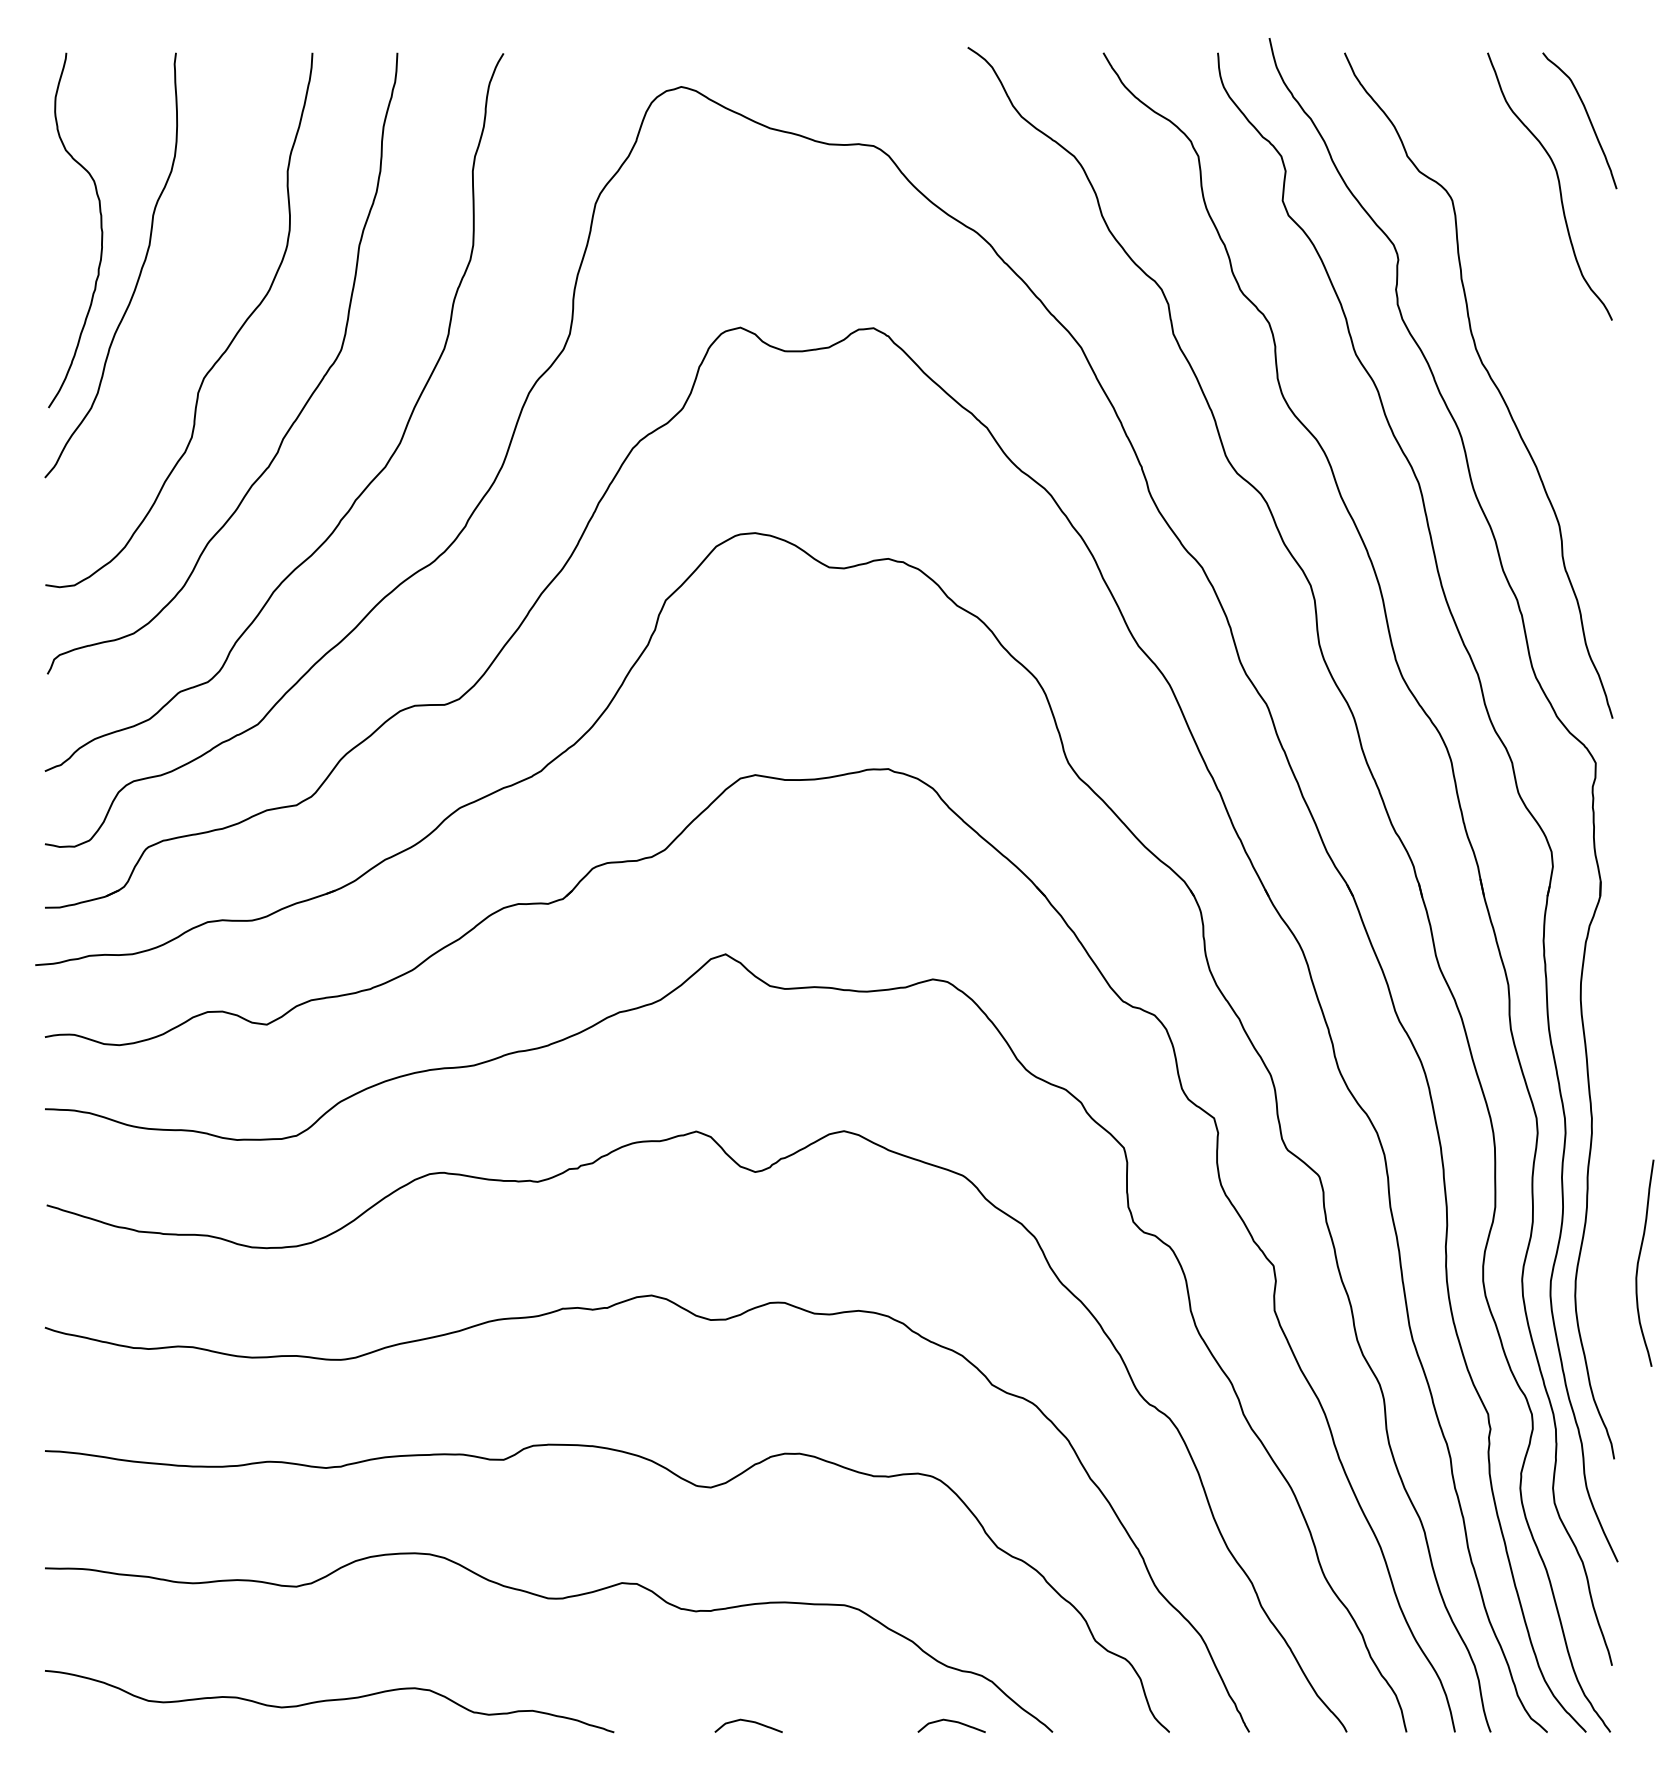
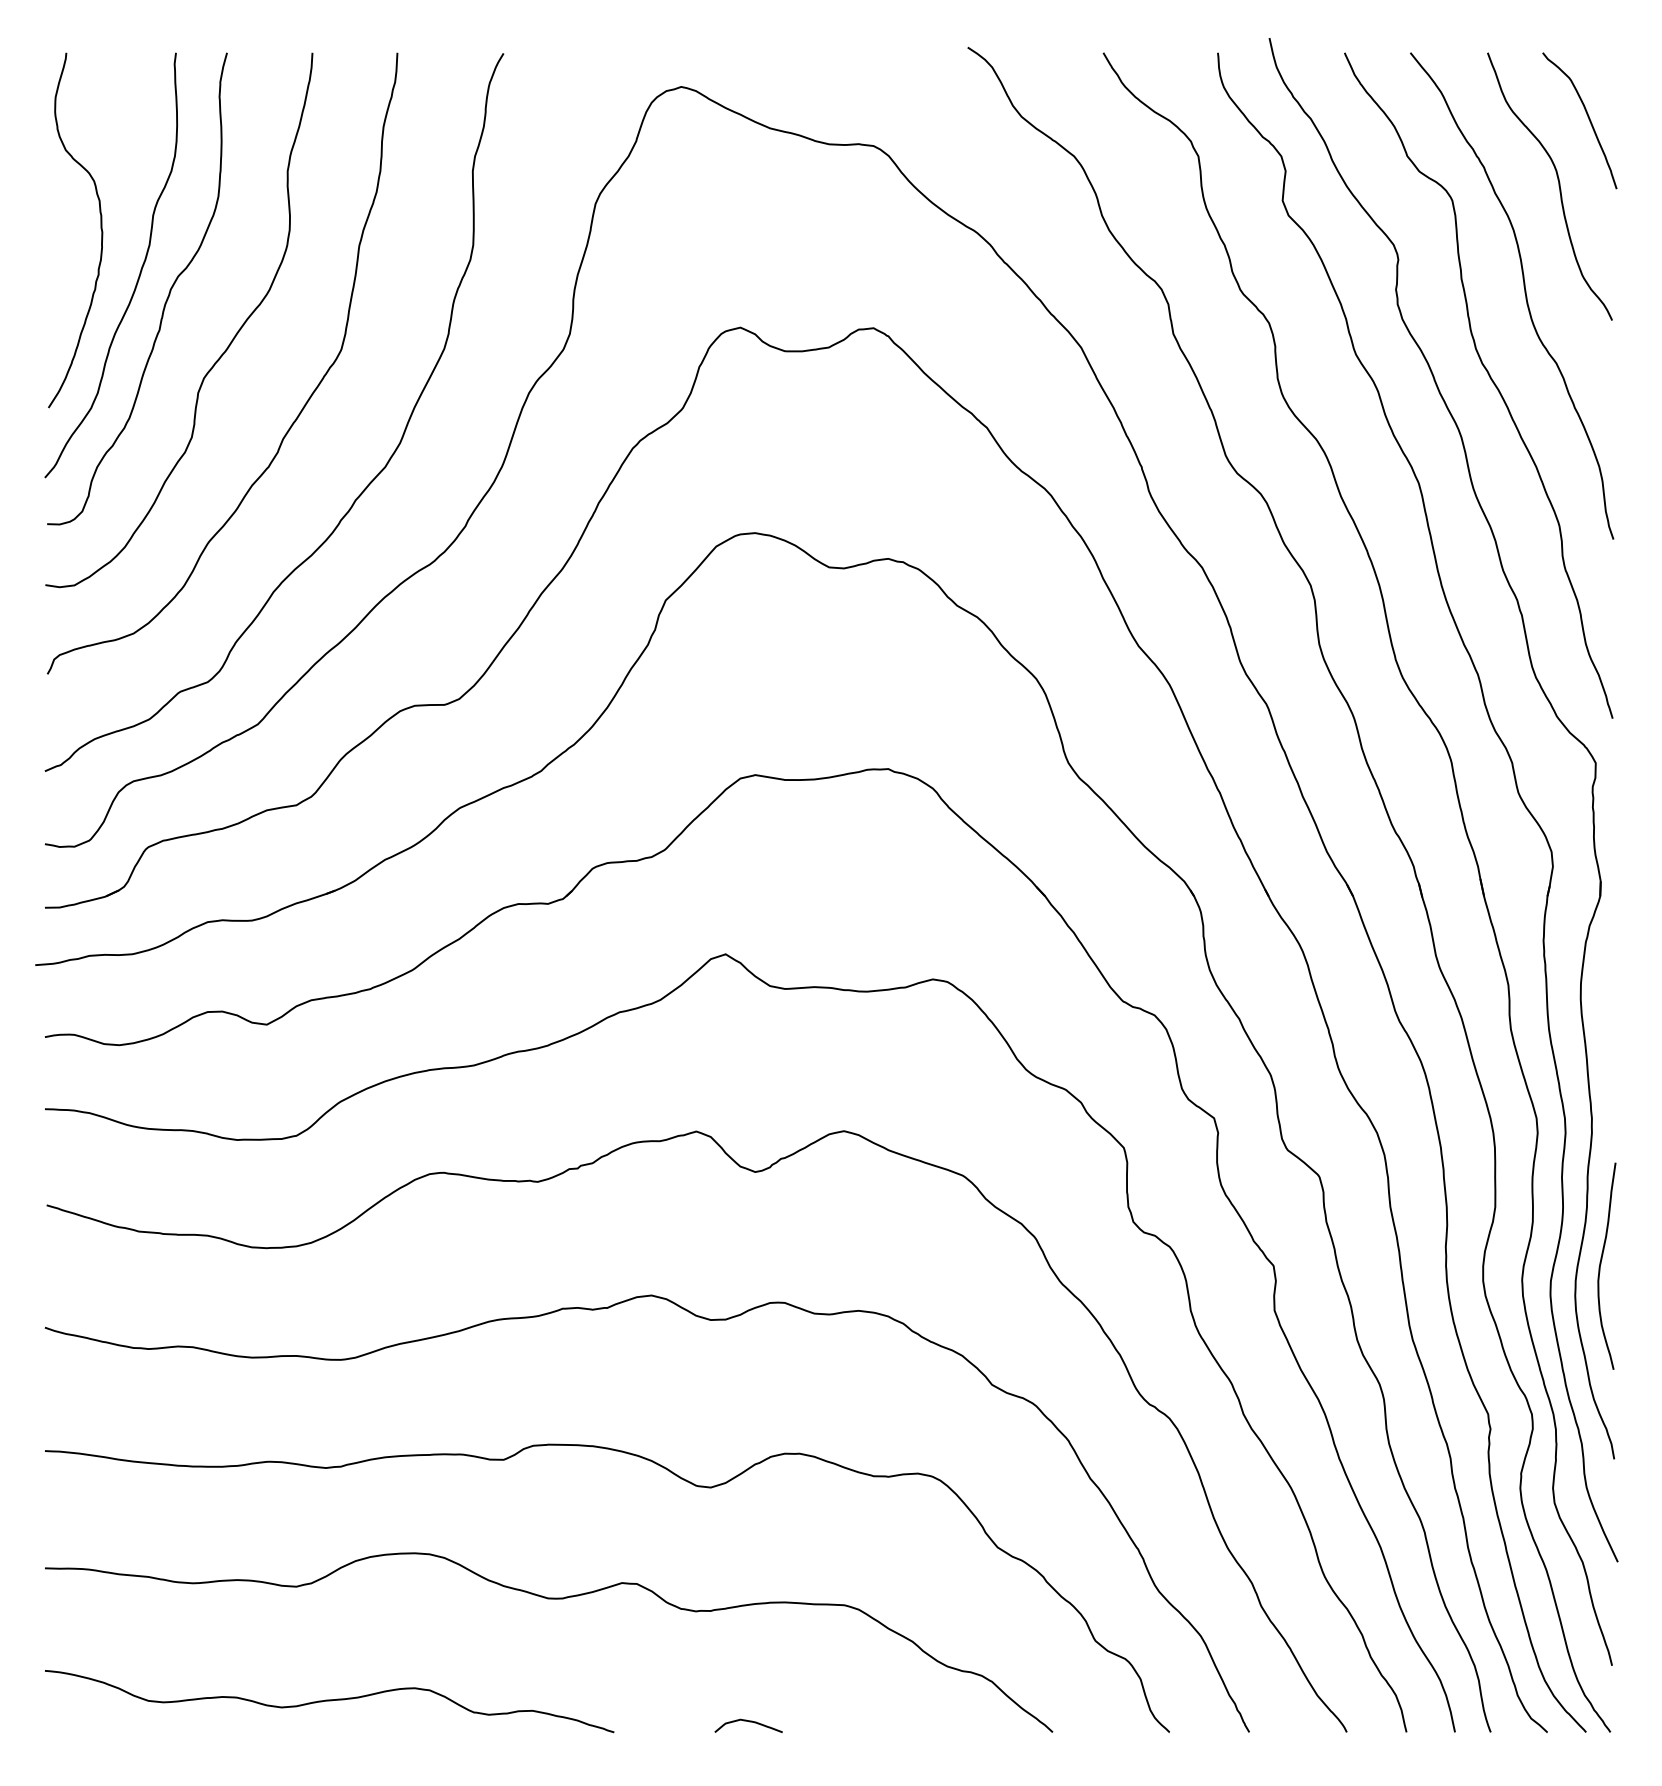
curve: none -> present (1524, 293)
curve: none -> present (166, 298)
curve position: (1639, 1261) -> (1601, 1264) (1601, 1264)
curve: present -> none (952, 1722)
